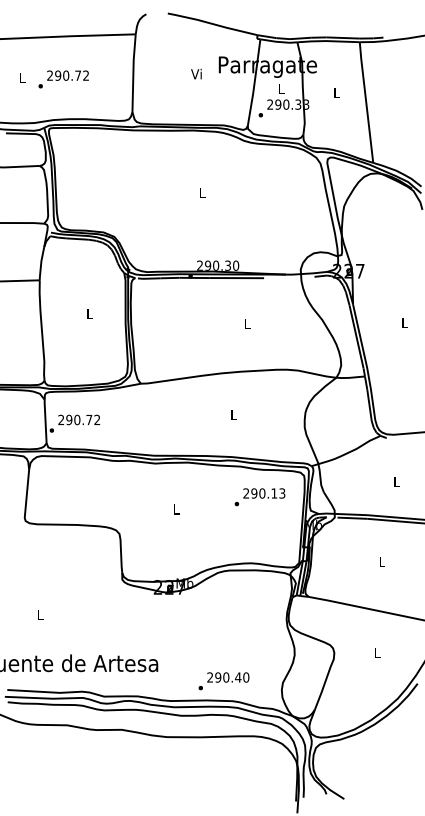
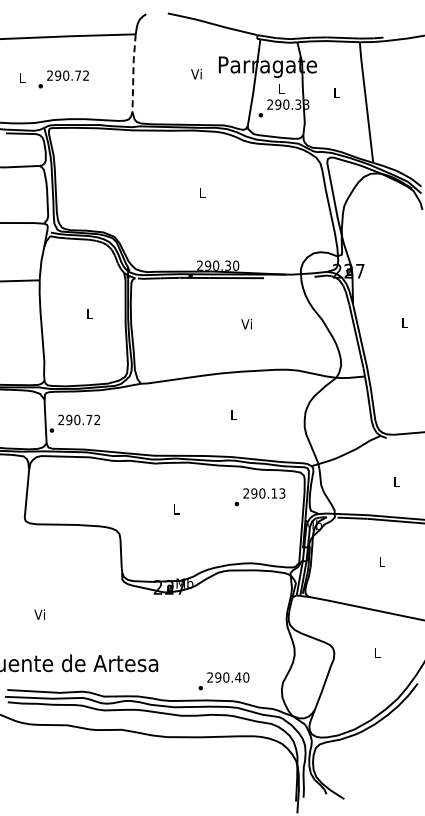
line: solid -> dashed (133, 72)
text: L -> Vi (246, 323)
text: L -> Vi (39, 614)
